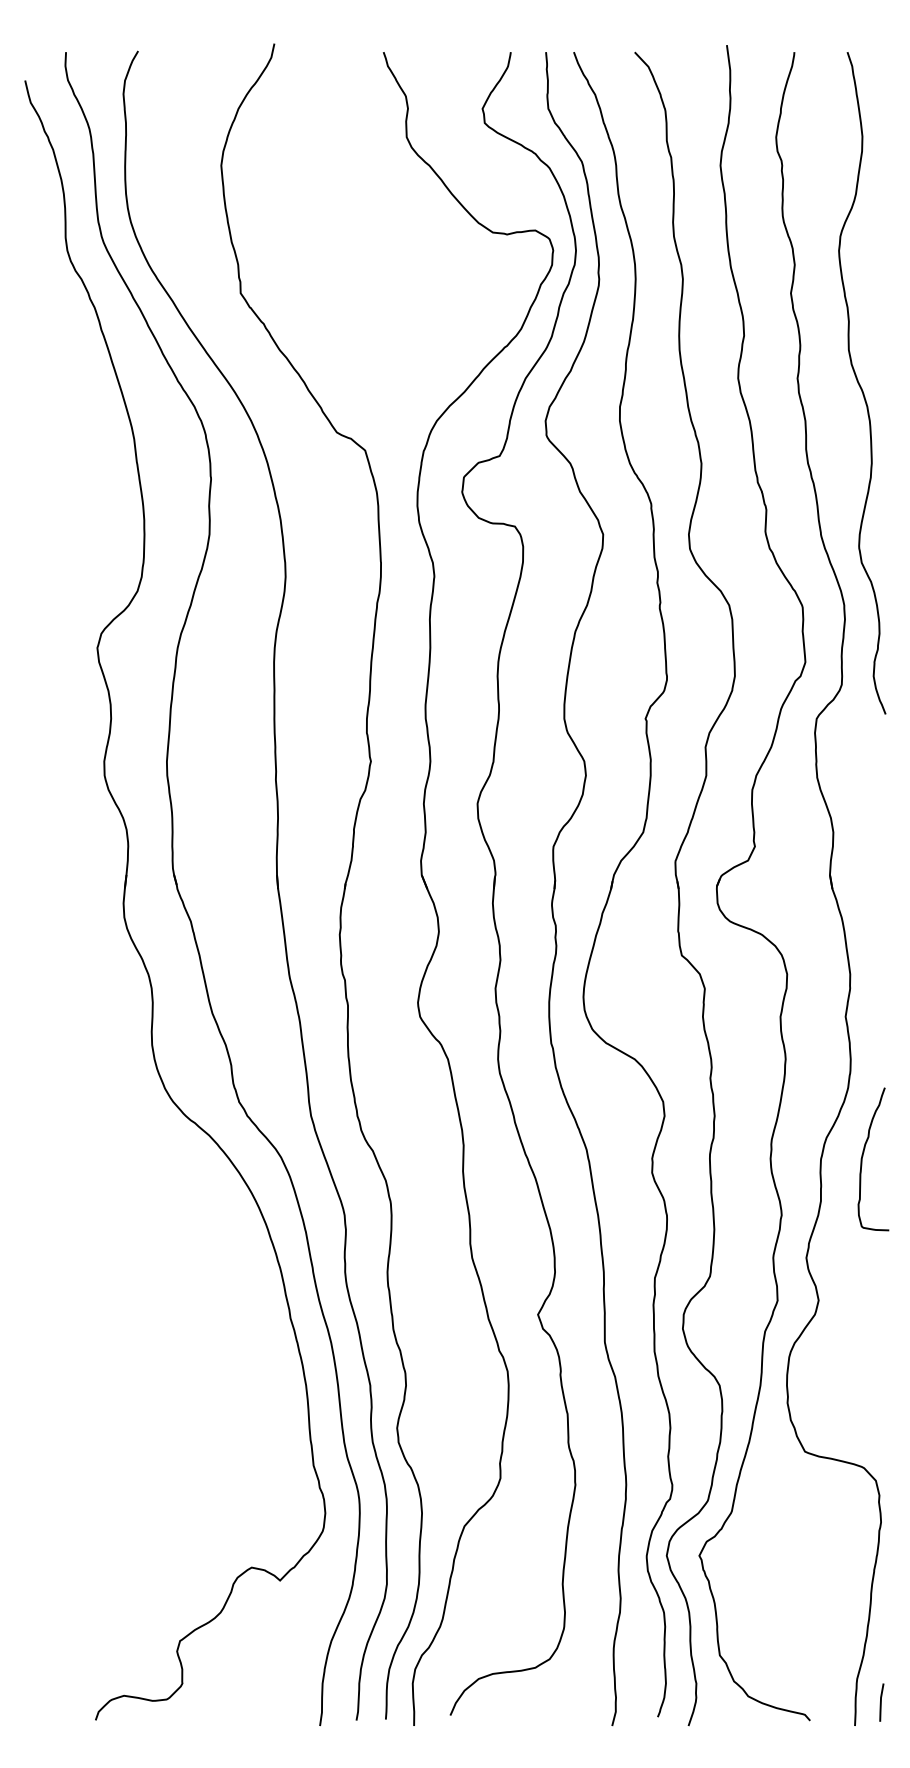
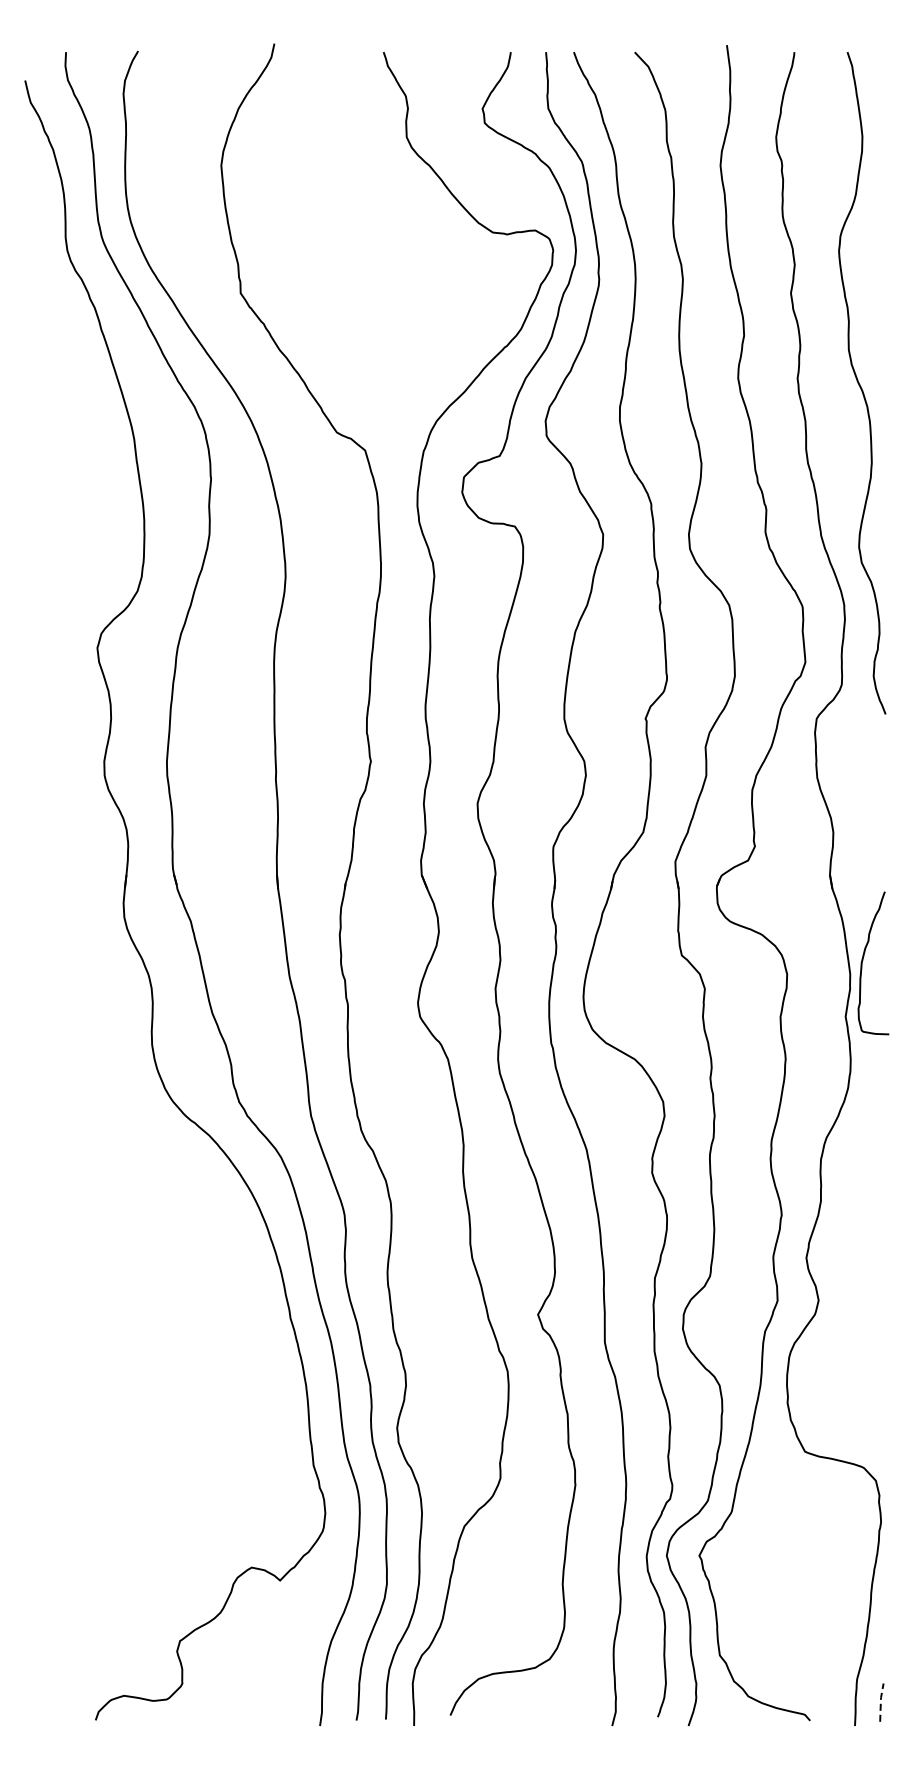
curve position: (863, 1156) -> (863, 960) (863, 960)
line: solid -> dashed (880, 1702)
